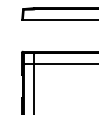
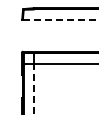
line: solid -> dashed (60, 19)
line: solid -> dashed (33, 88)
